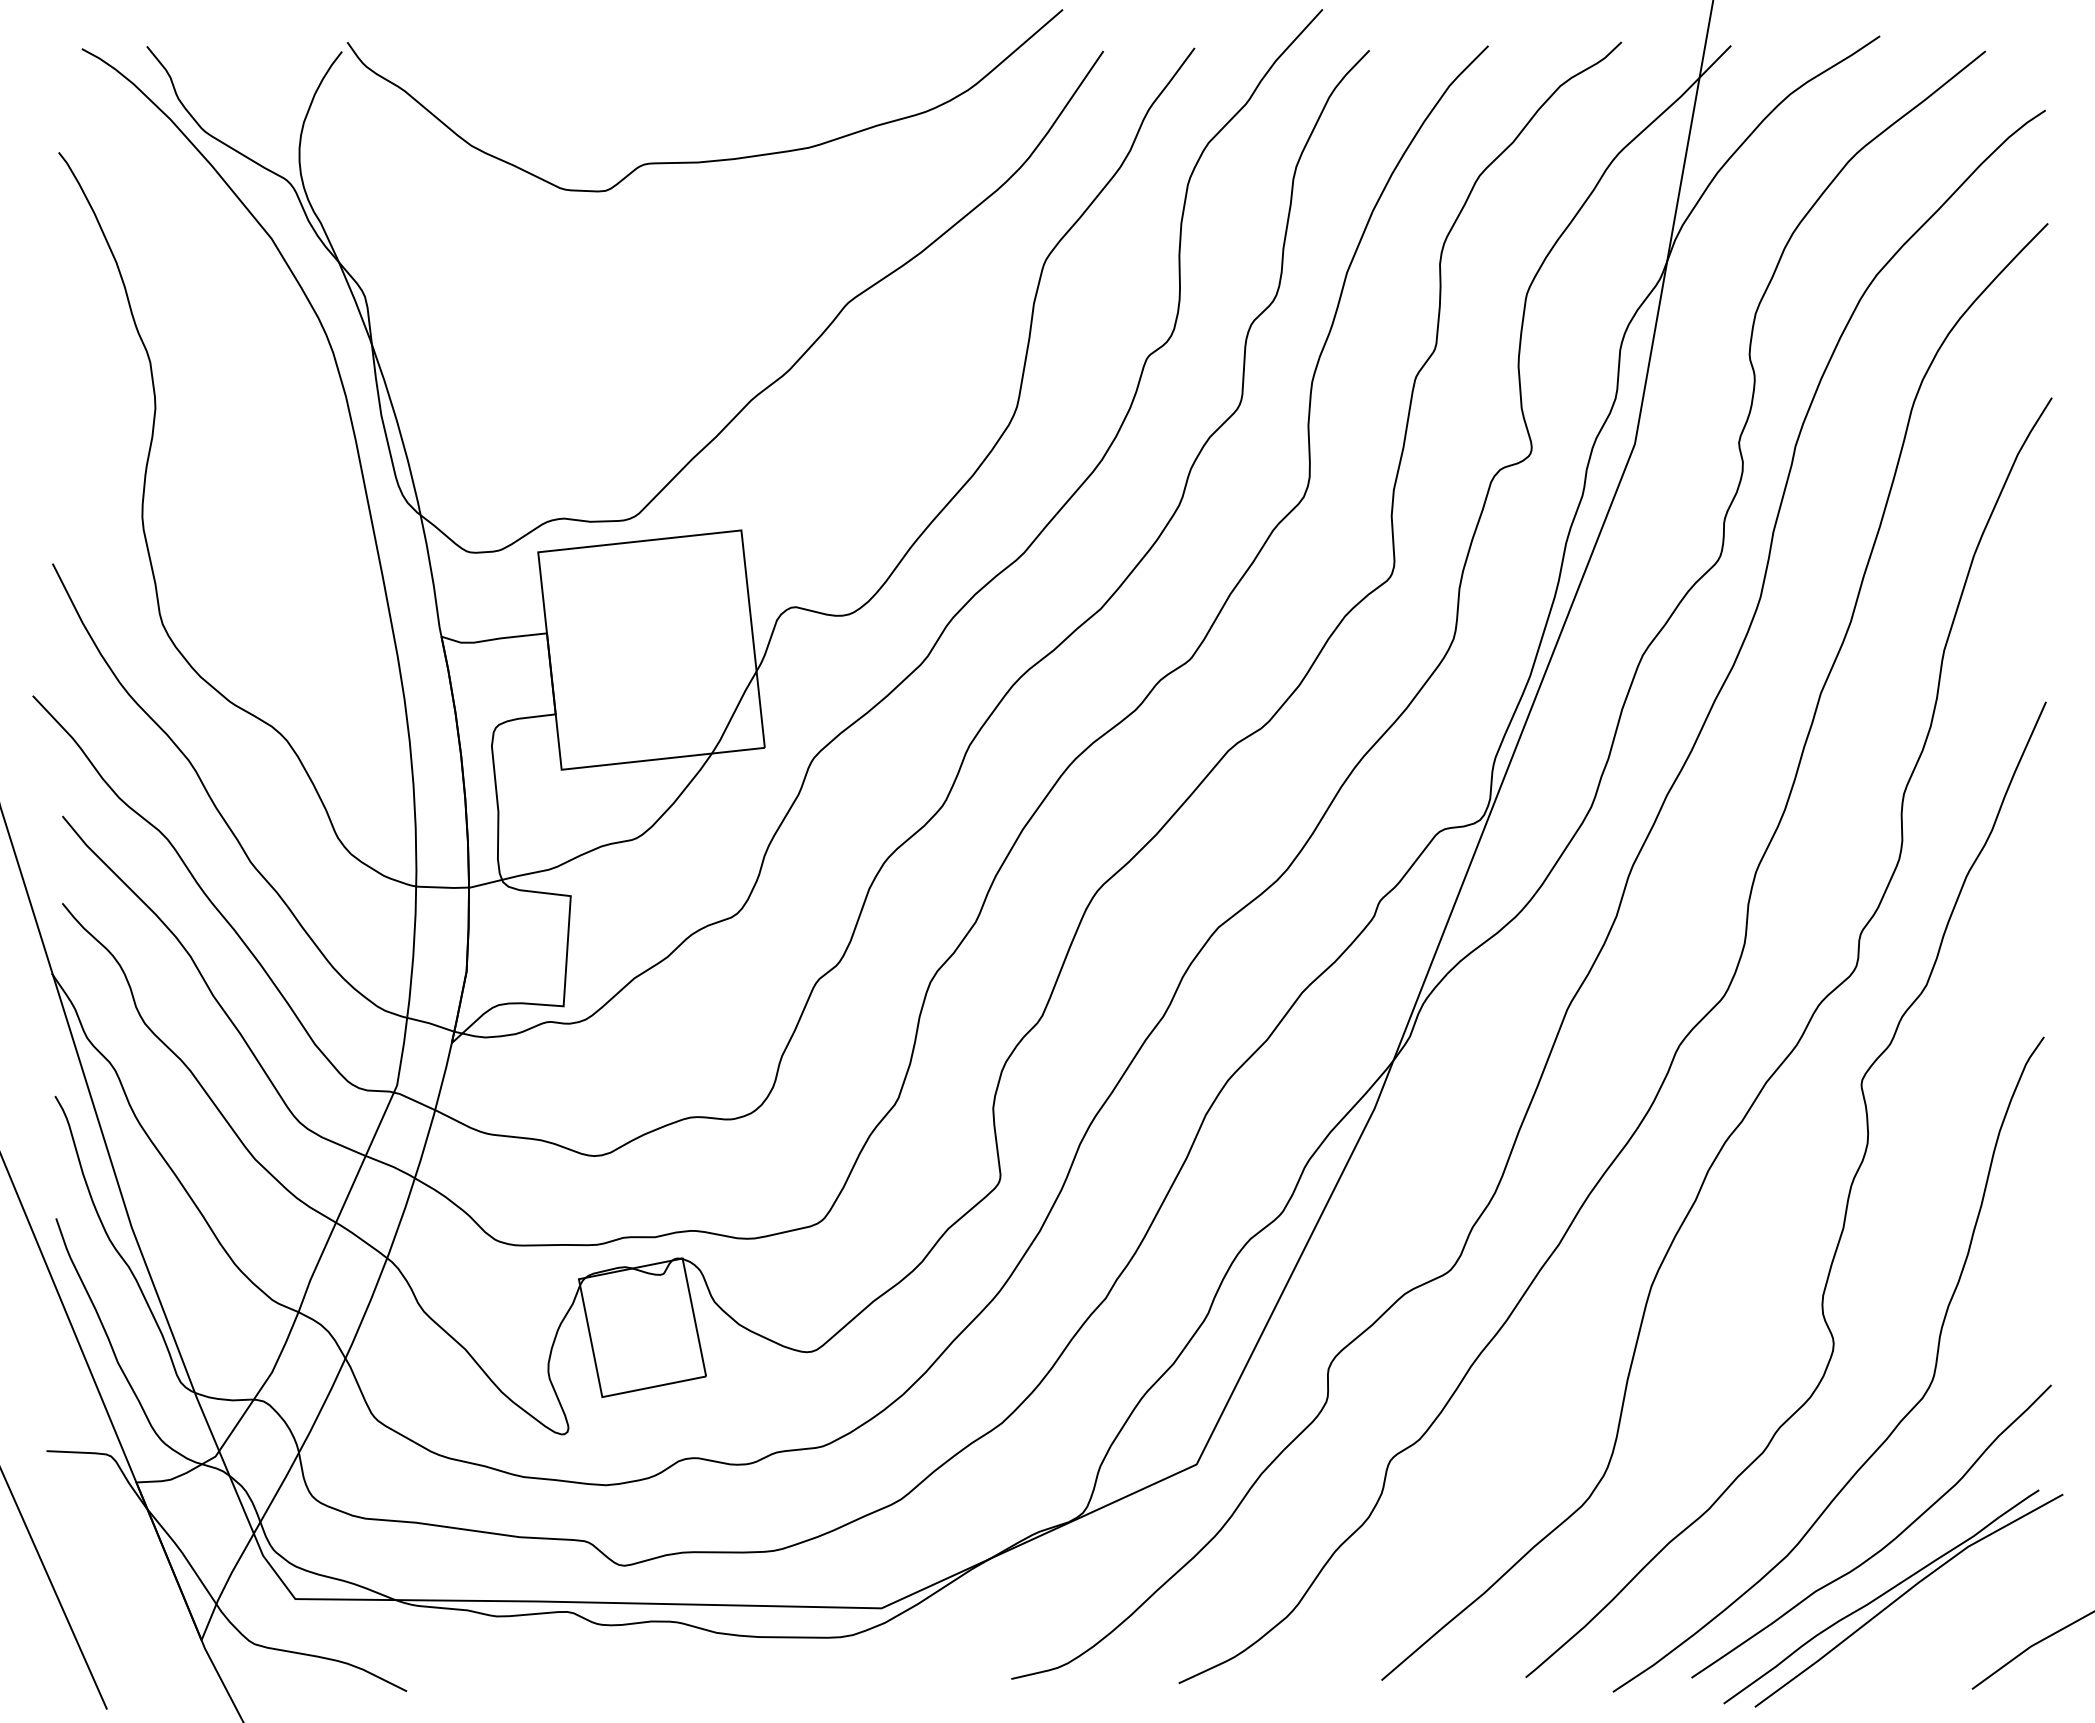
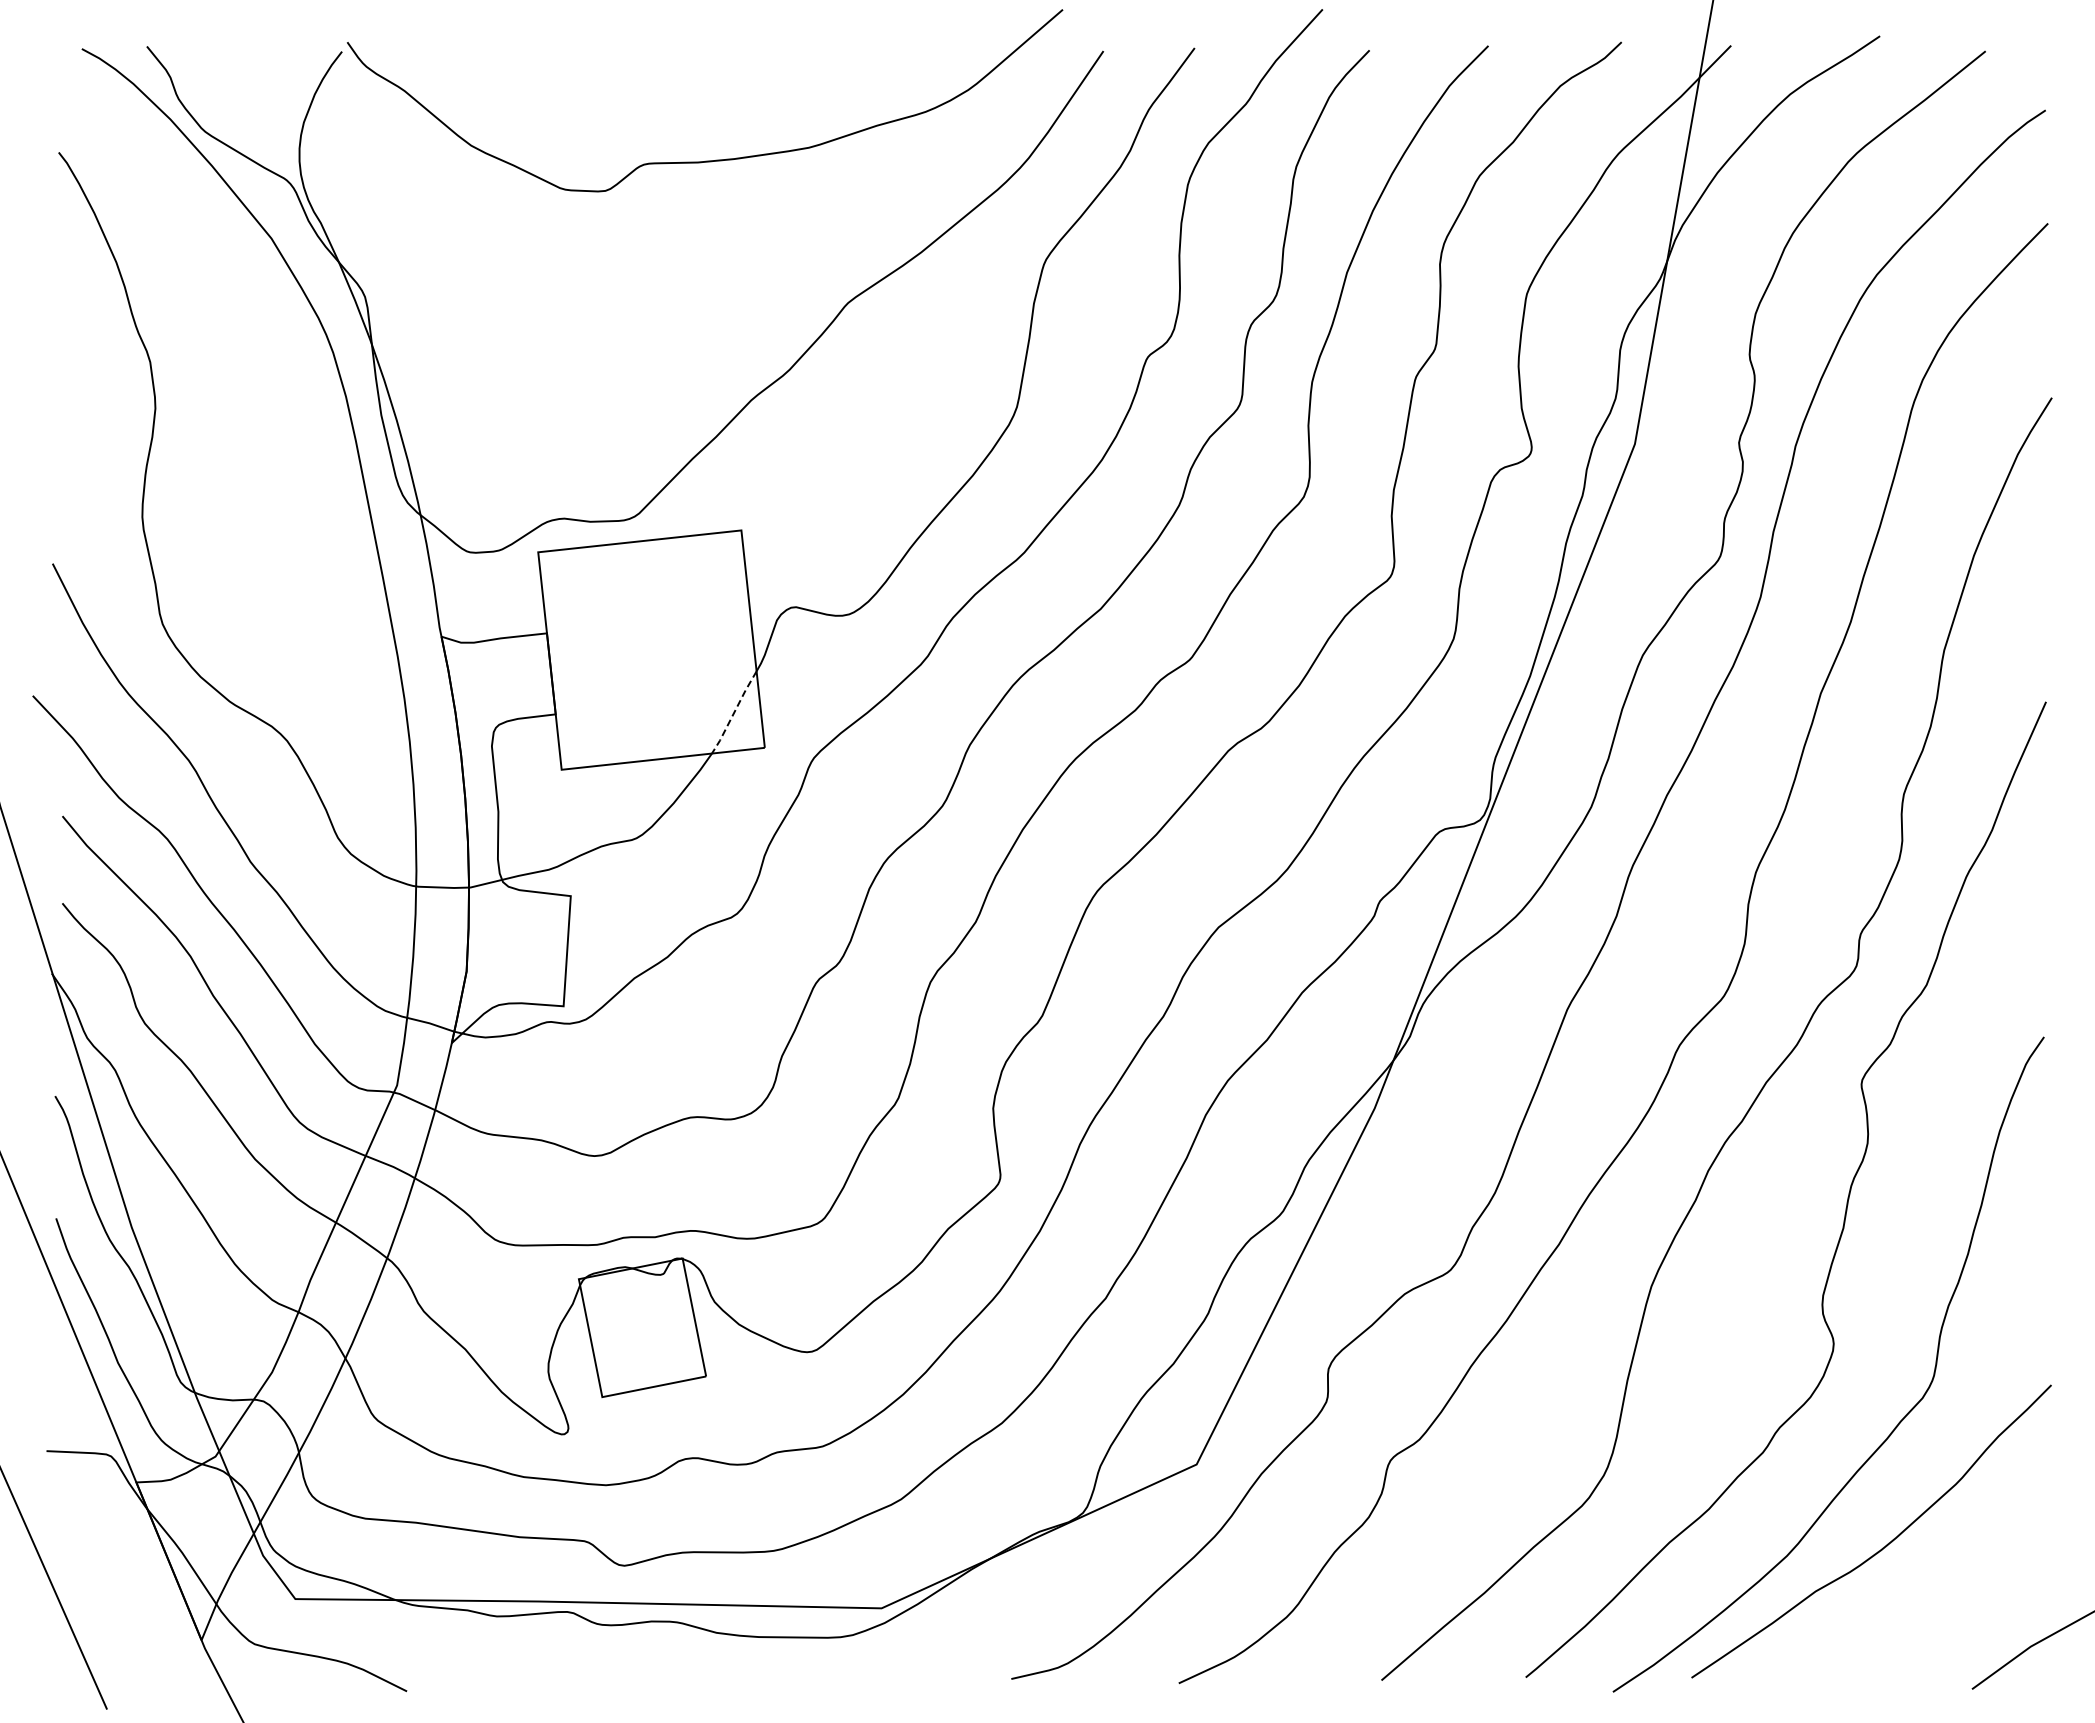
line: solid -> dashed (734, 712)
part: present -> none (1893, 1598)
